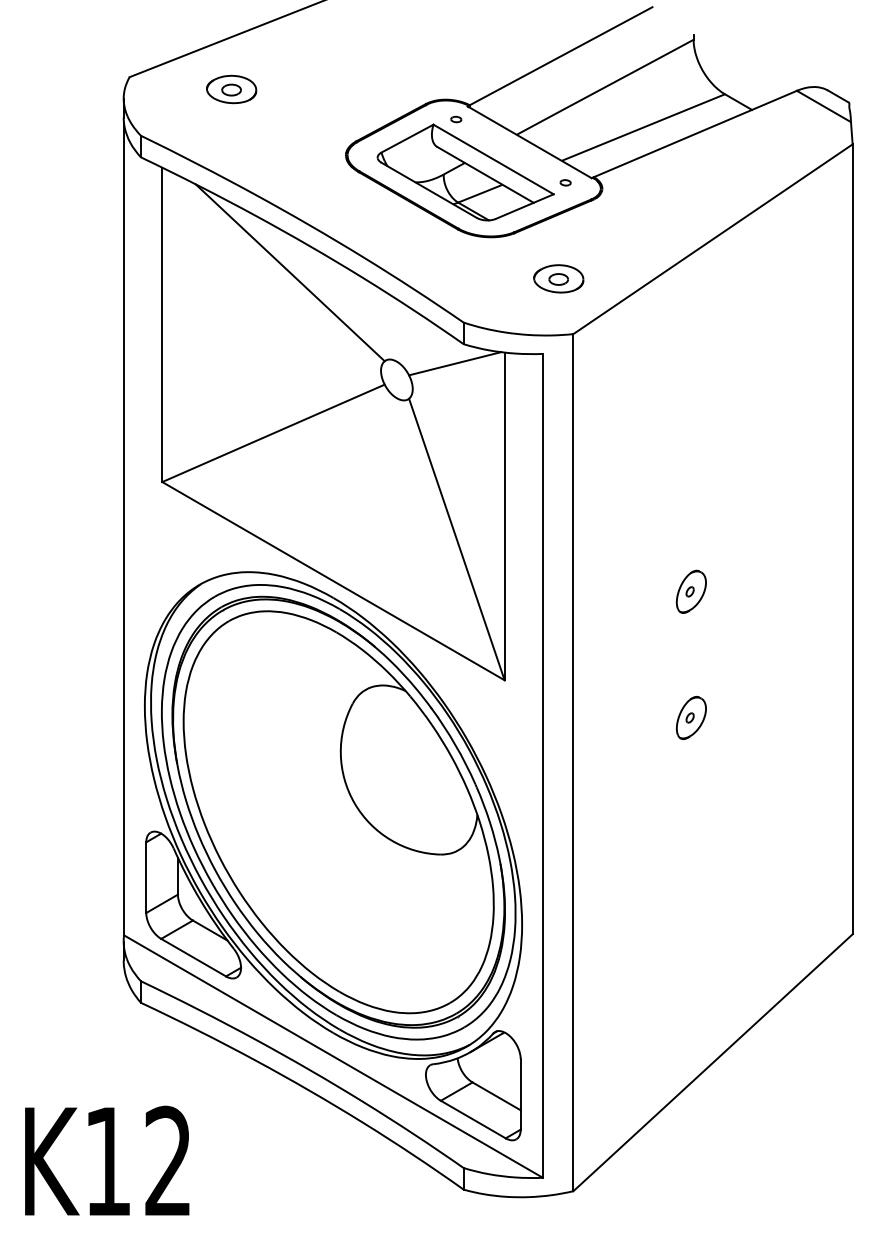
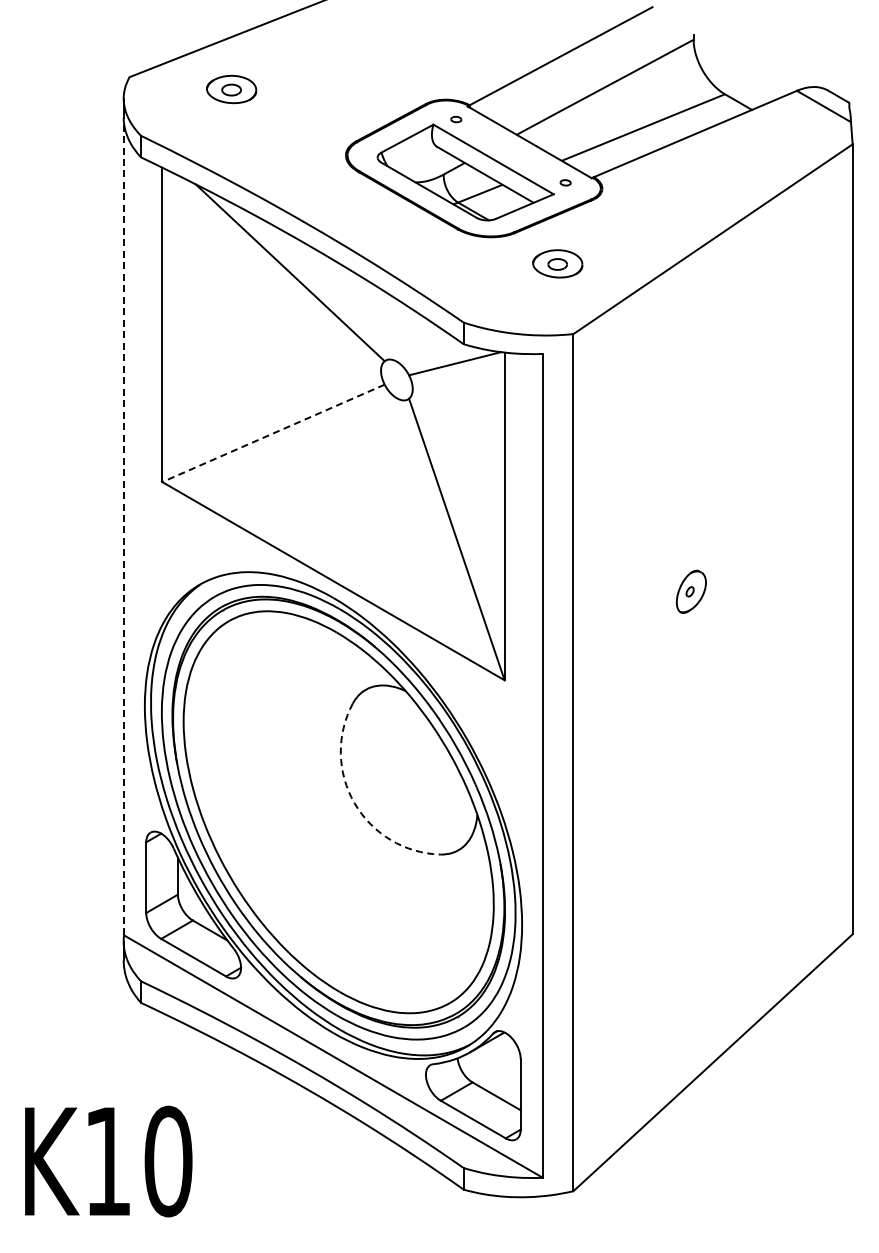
part position: (558, 278) -> (557, 263) (557, 263)
line: solid -> dashed (273, 433)
line: solid -> dashed (124, 528)
part: present -> none (690, 717)
arc: solid -> dashed (354, 803)
text: K12 -> K10 (168, 1161)
